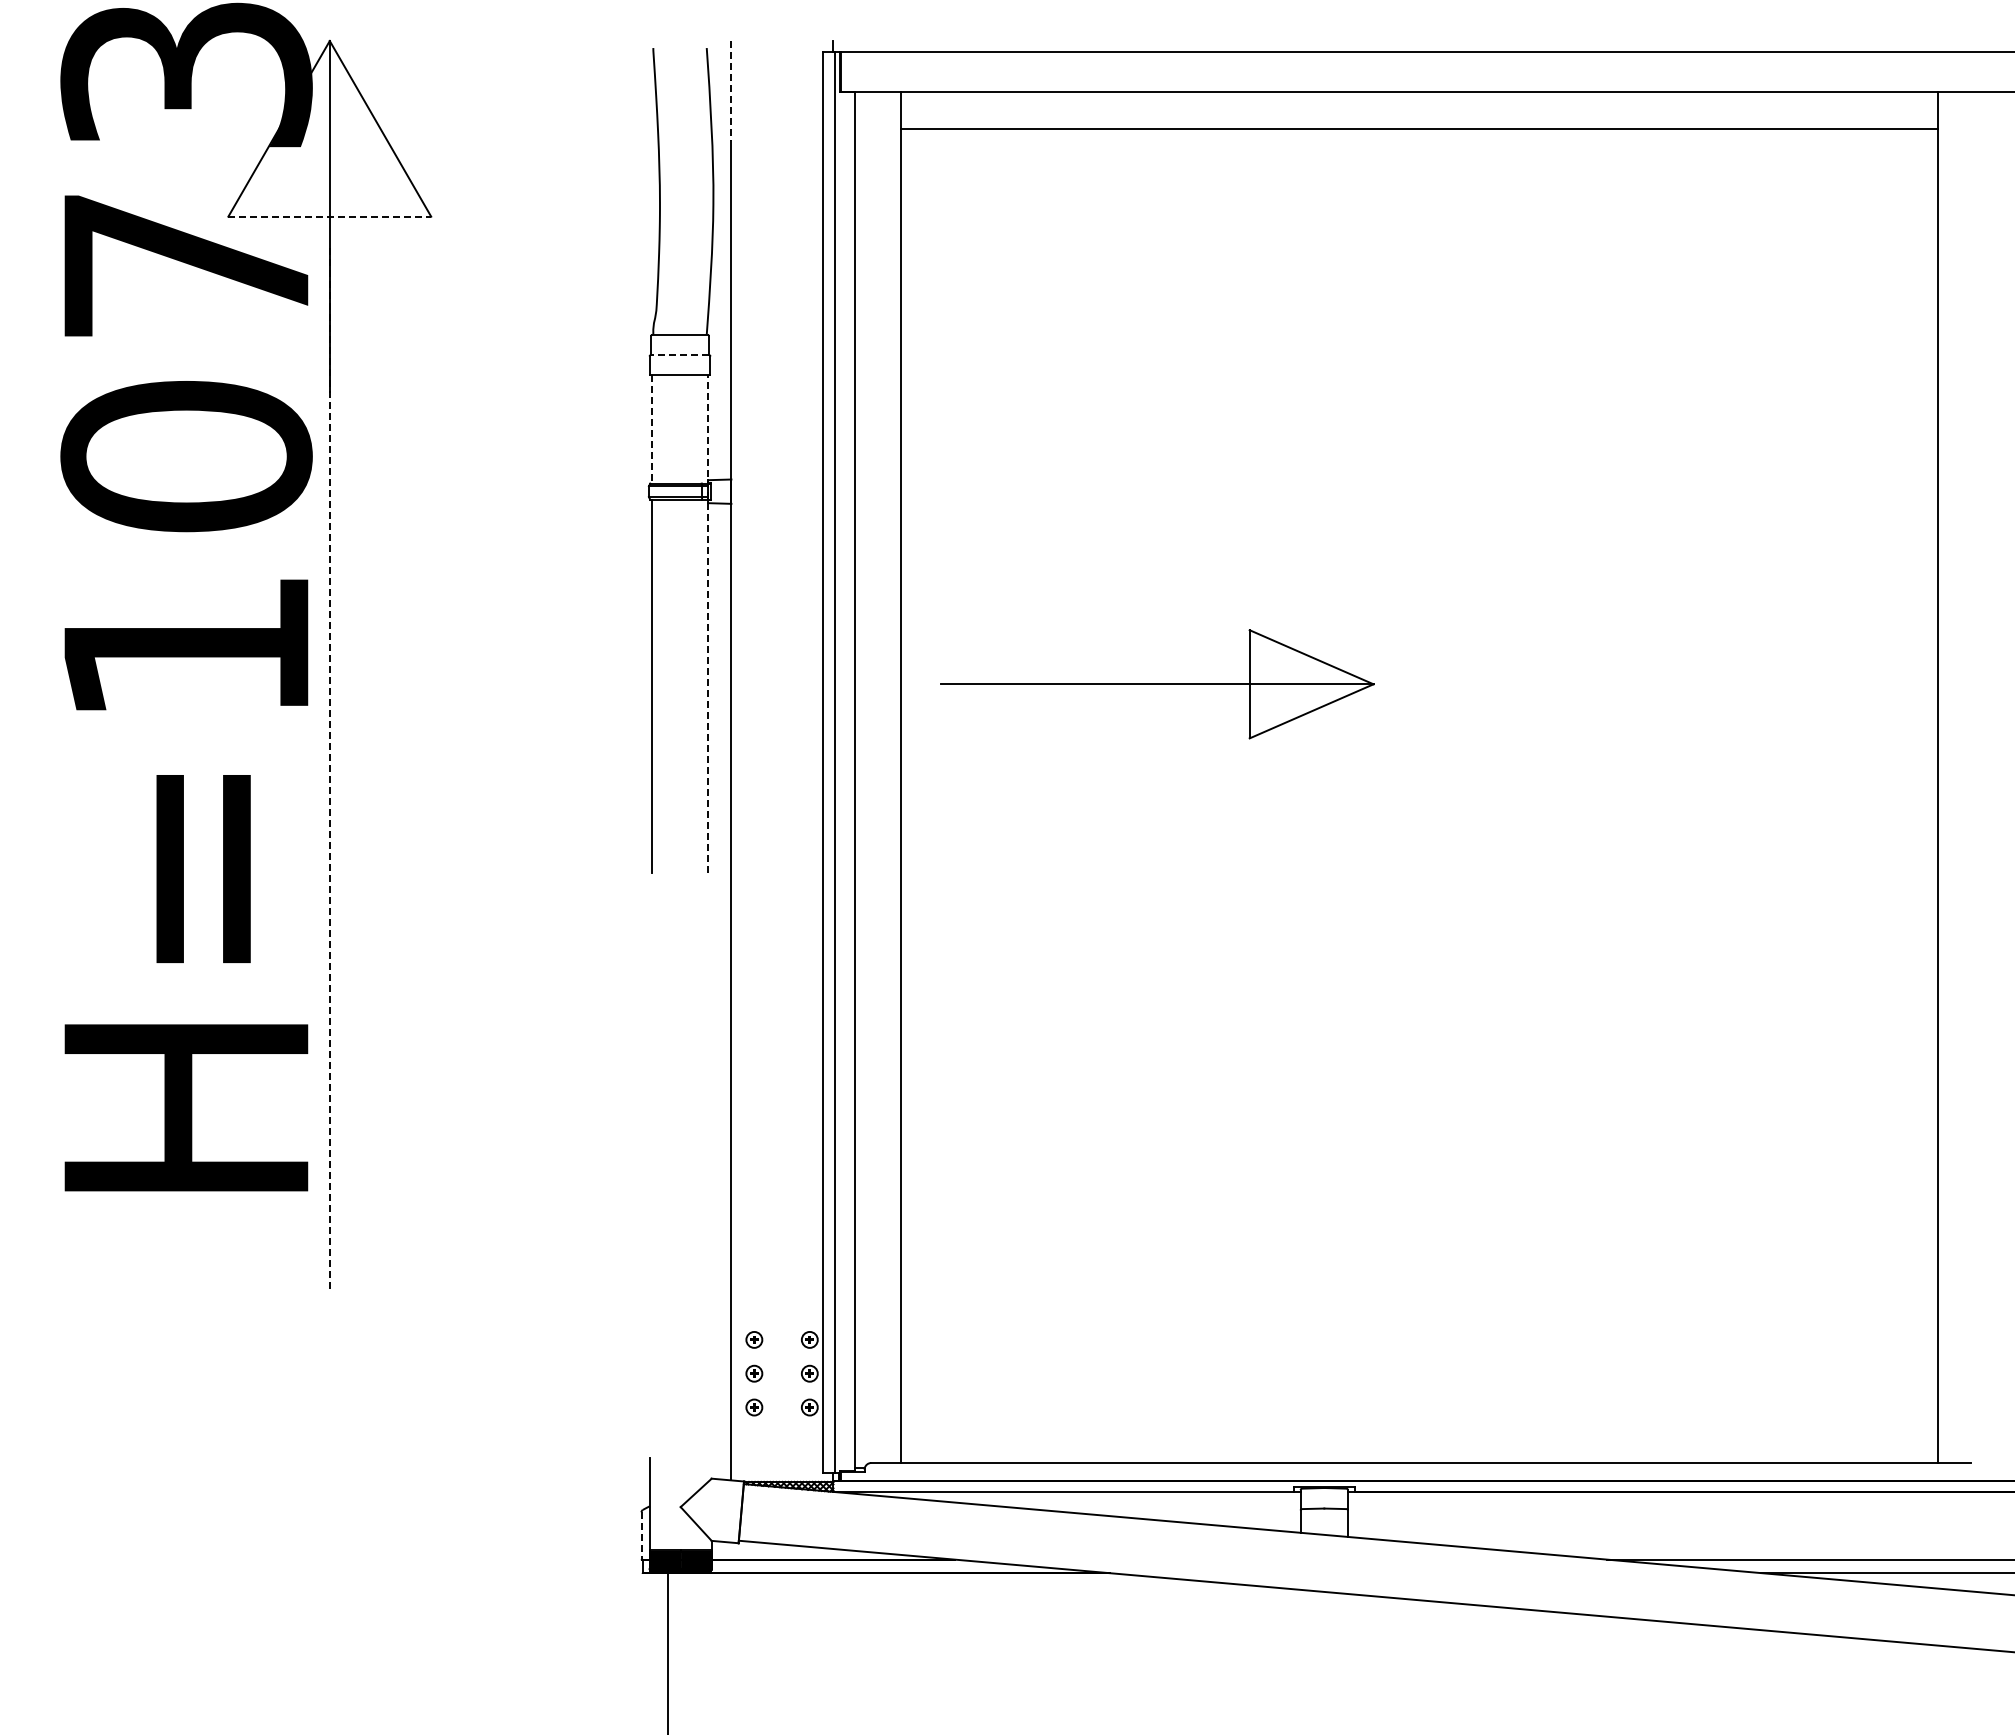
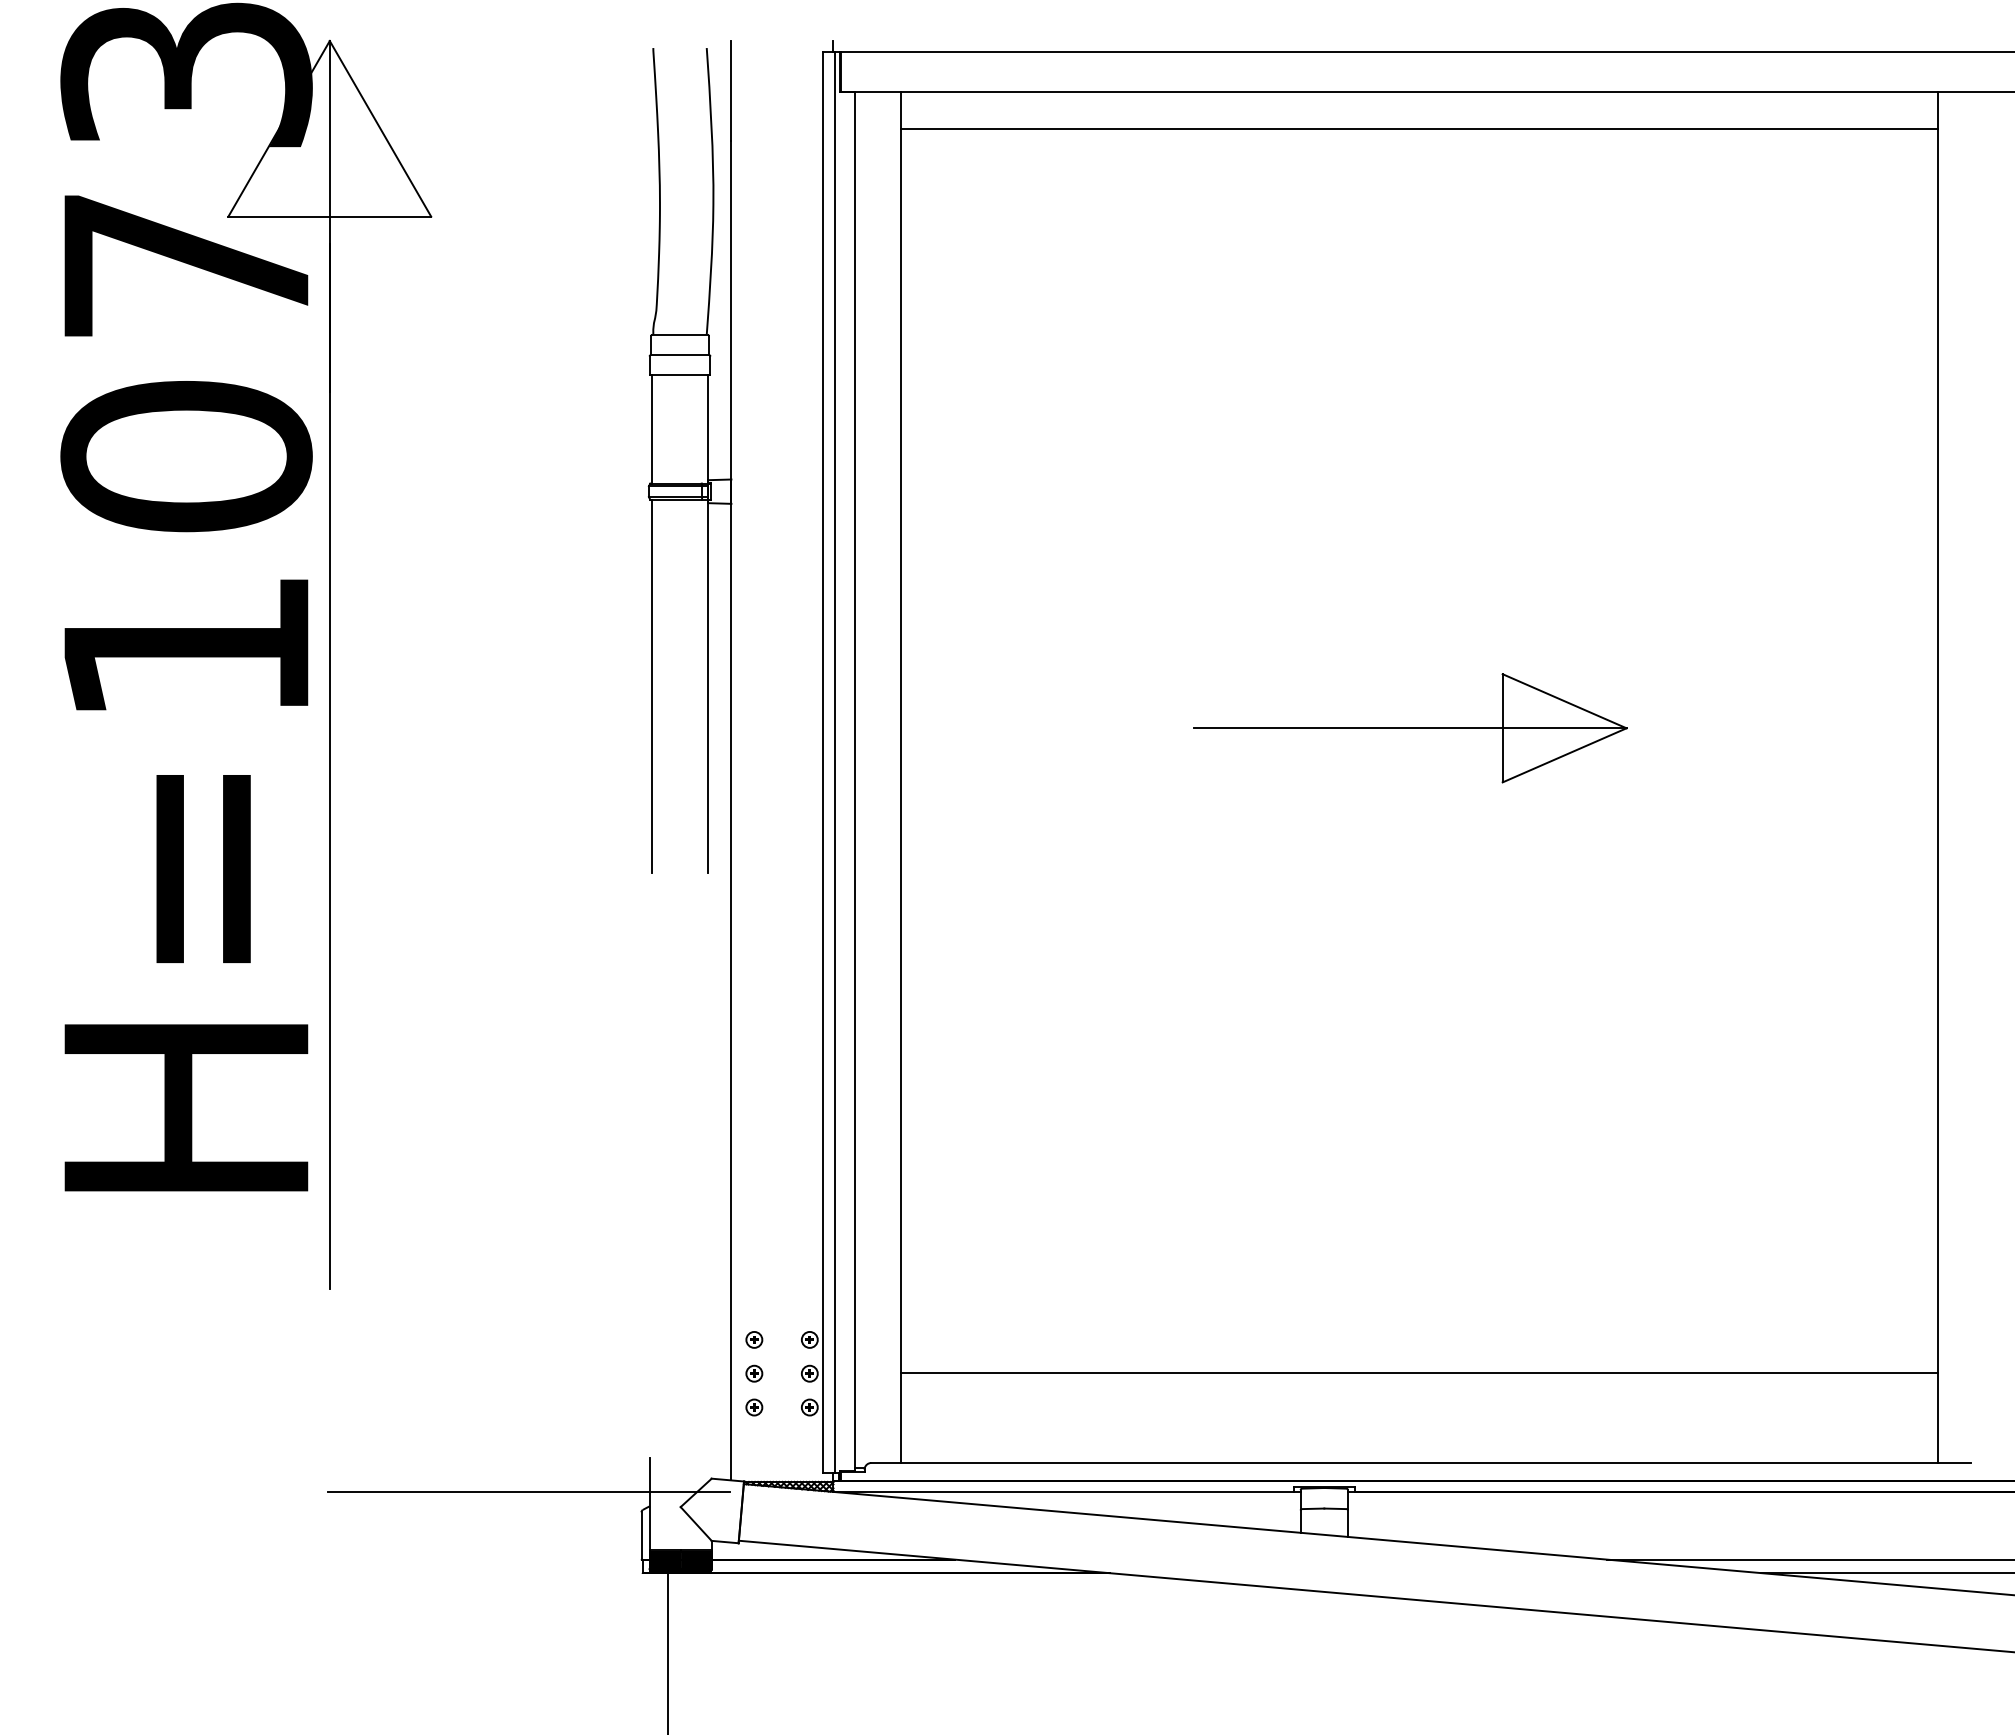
line: dashed -> solid (731, 91)
line: dashed -> solid (330, 216)
line: dashed -> solid (679, 355)
line: dashed -> solid (651, 429)
line: dashed -> solid (708, 624)
part position: (1157, 684) -> (1410, 728) (1410, 728)
line: dashed -> solid (329, 766)
line: none -> present (1419, 1373)
line: none -> present (529, 1492)
line: dashed -> solid (641, 1536)
